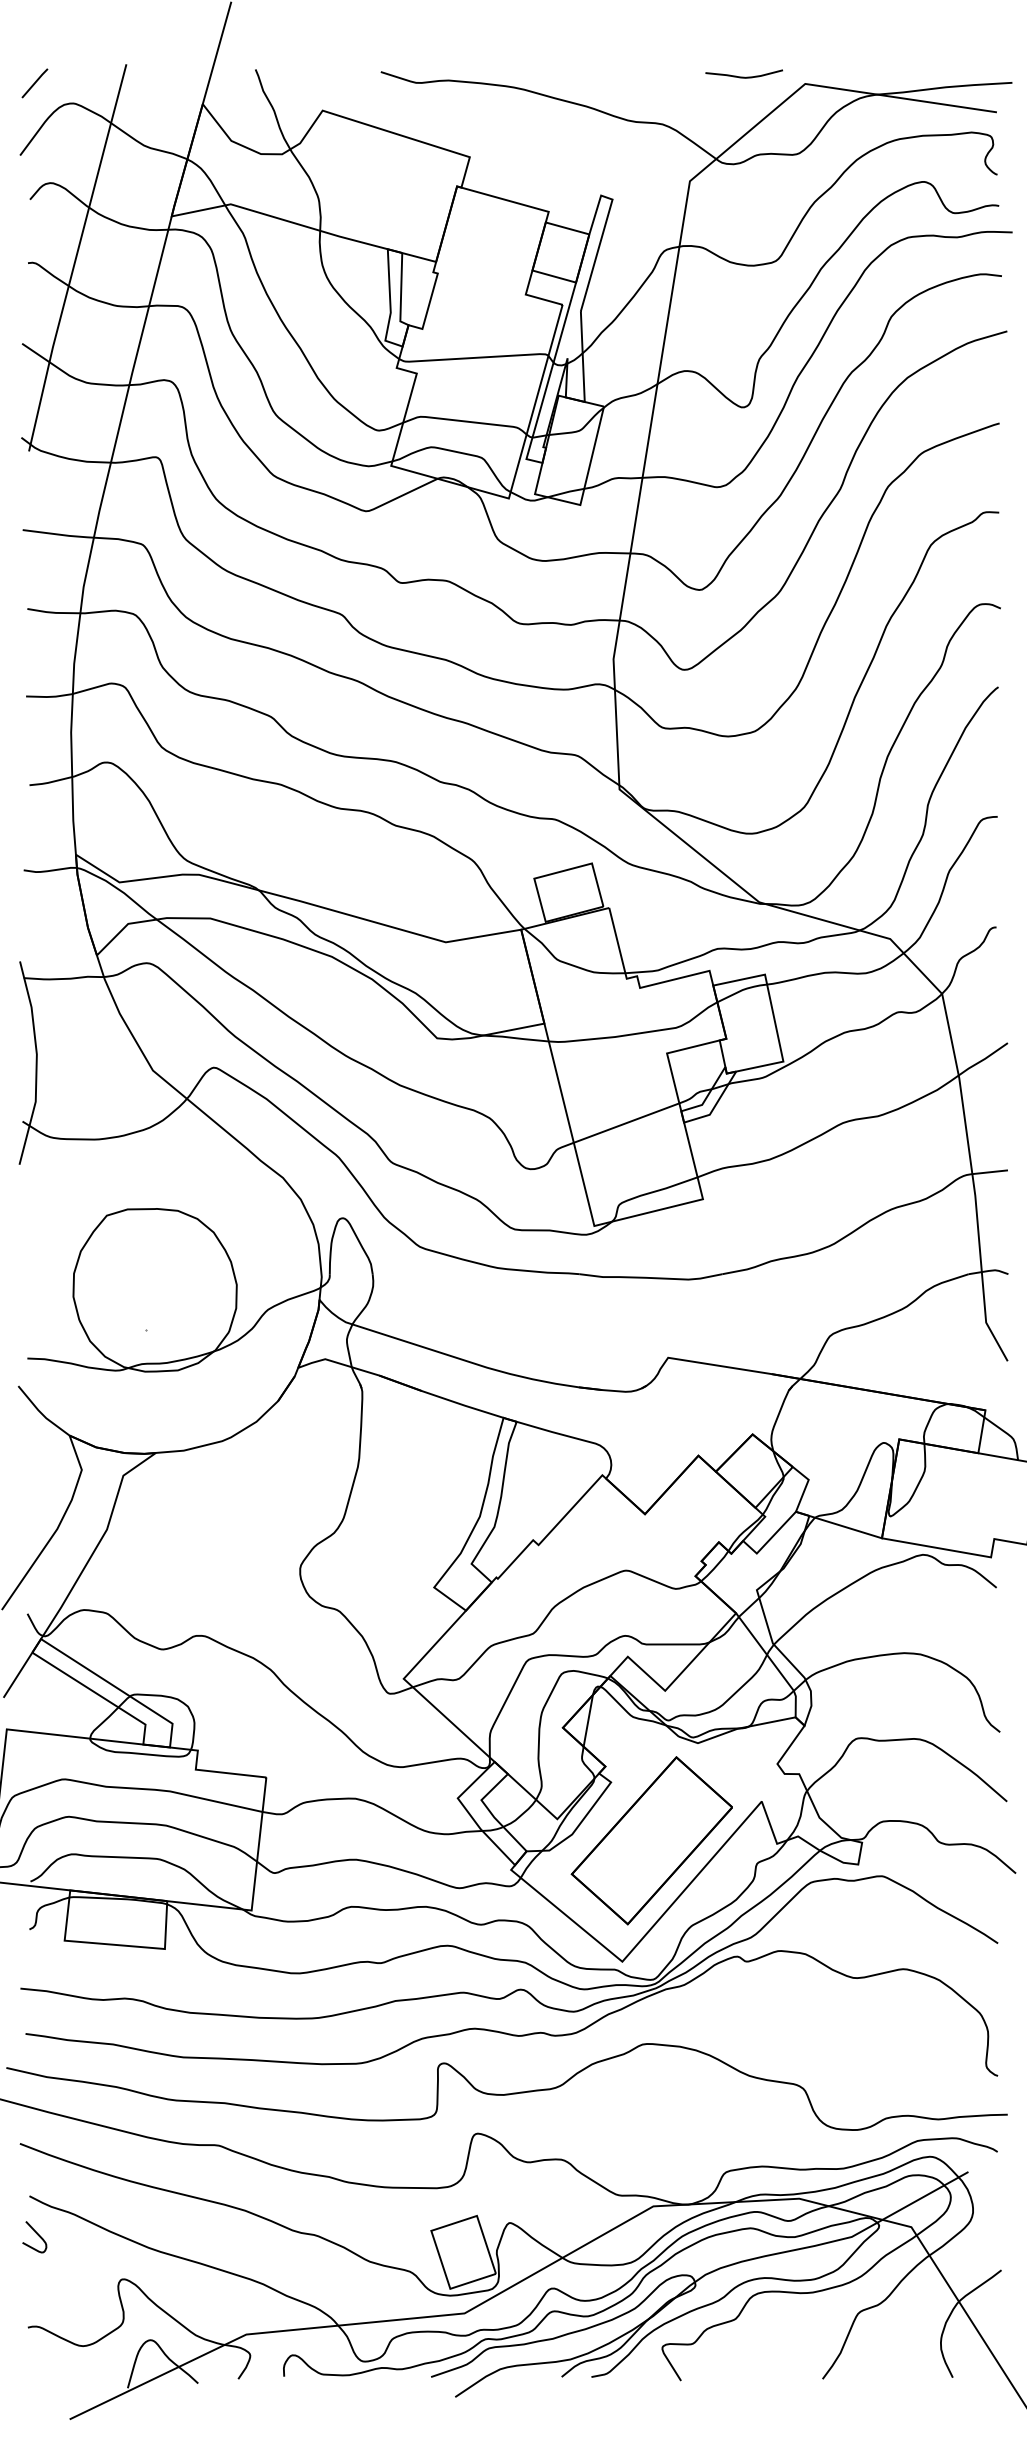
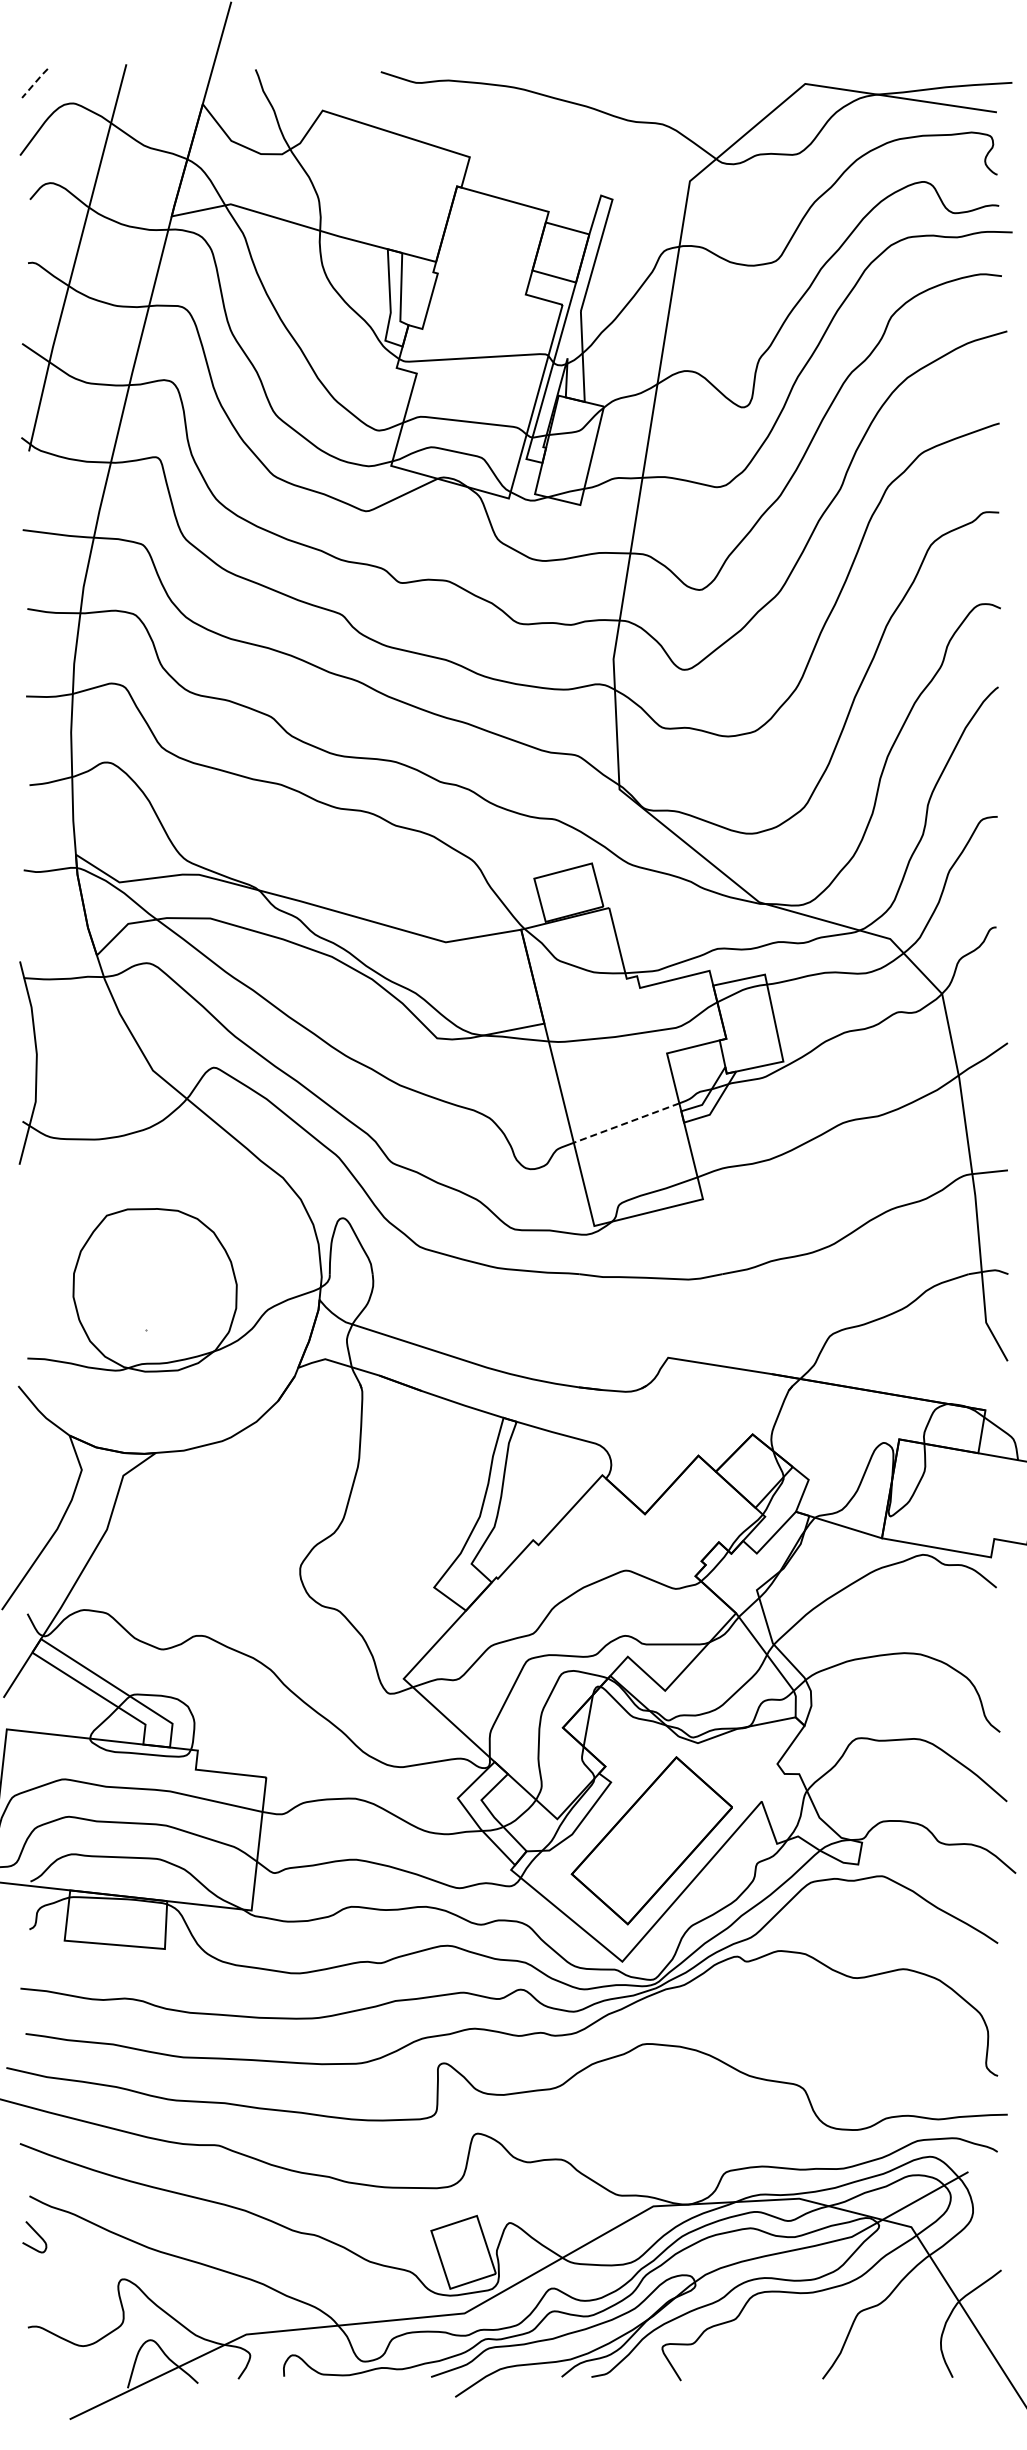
curve: present -> none (743, 76)
line: solid -> dashed (35, 82)
line: solid -> dashed (626, 1123)
